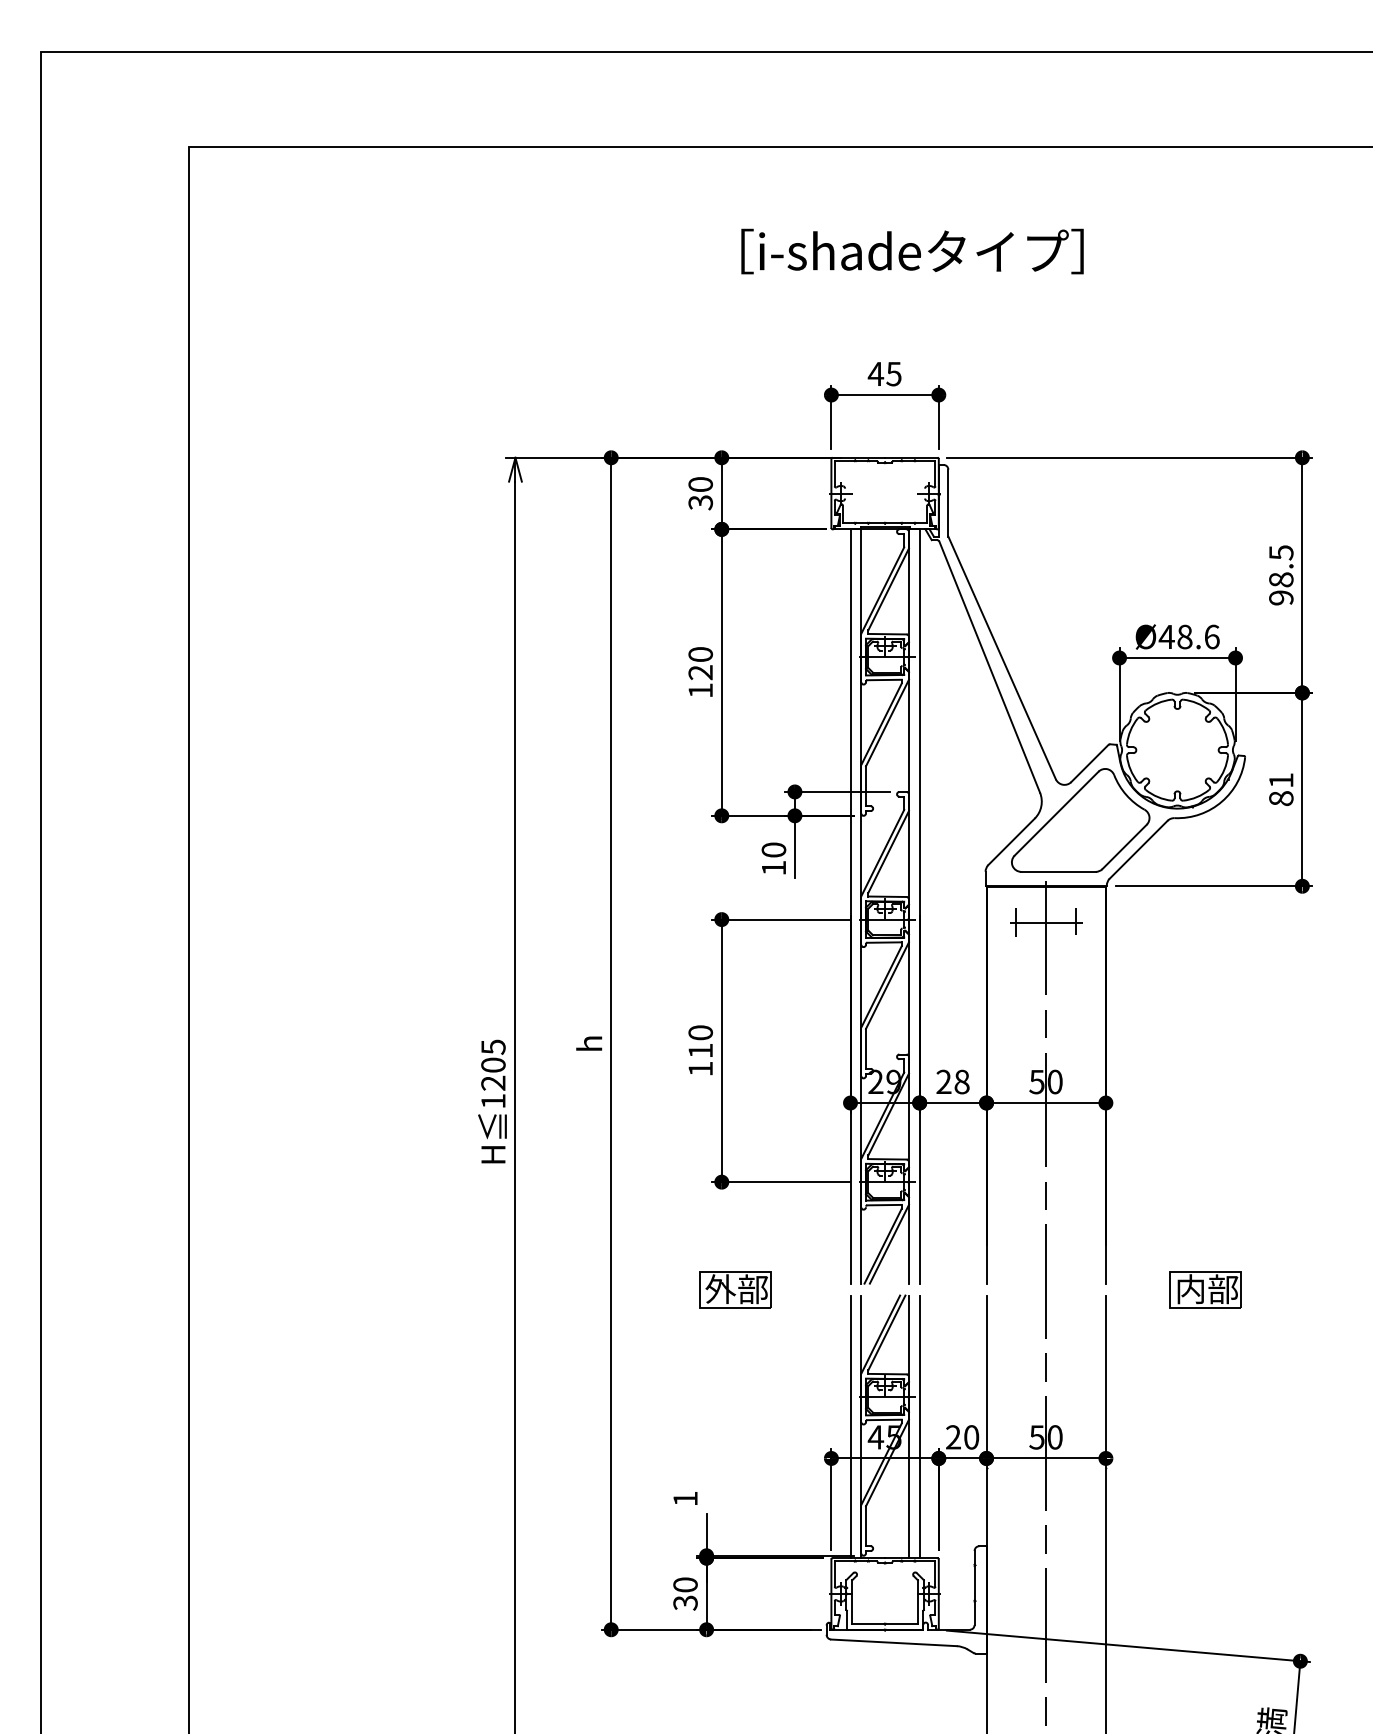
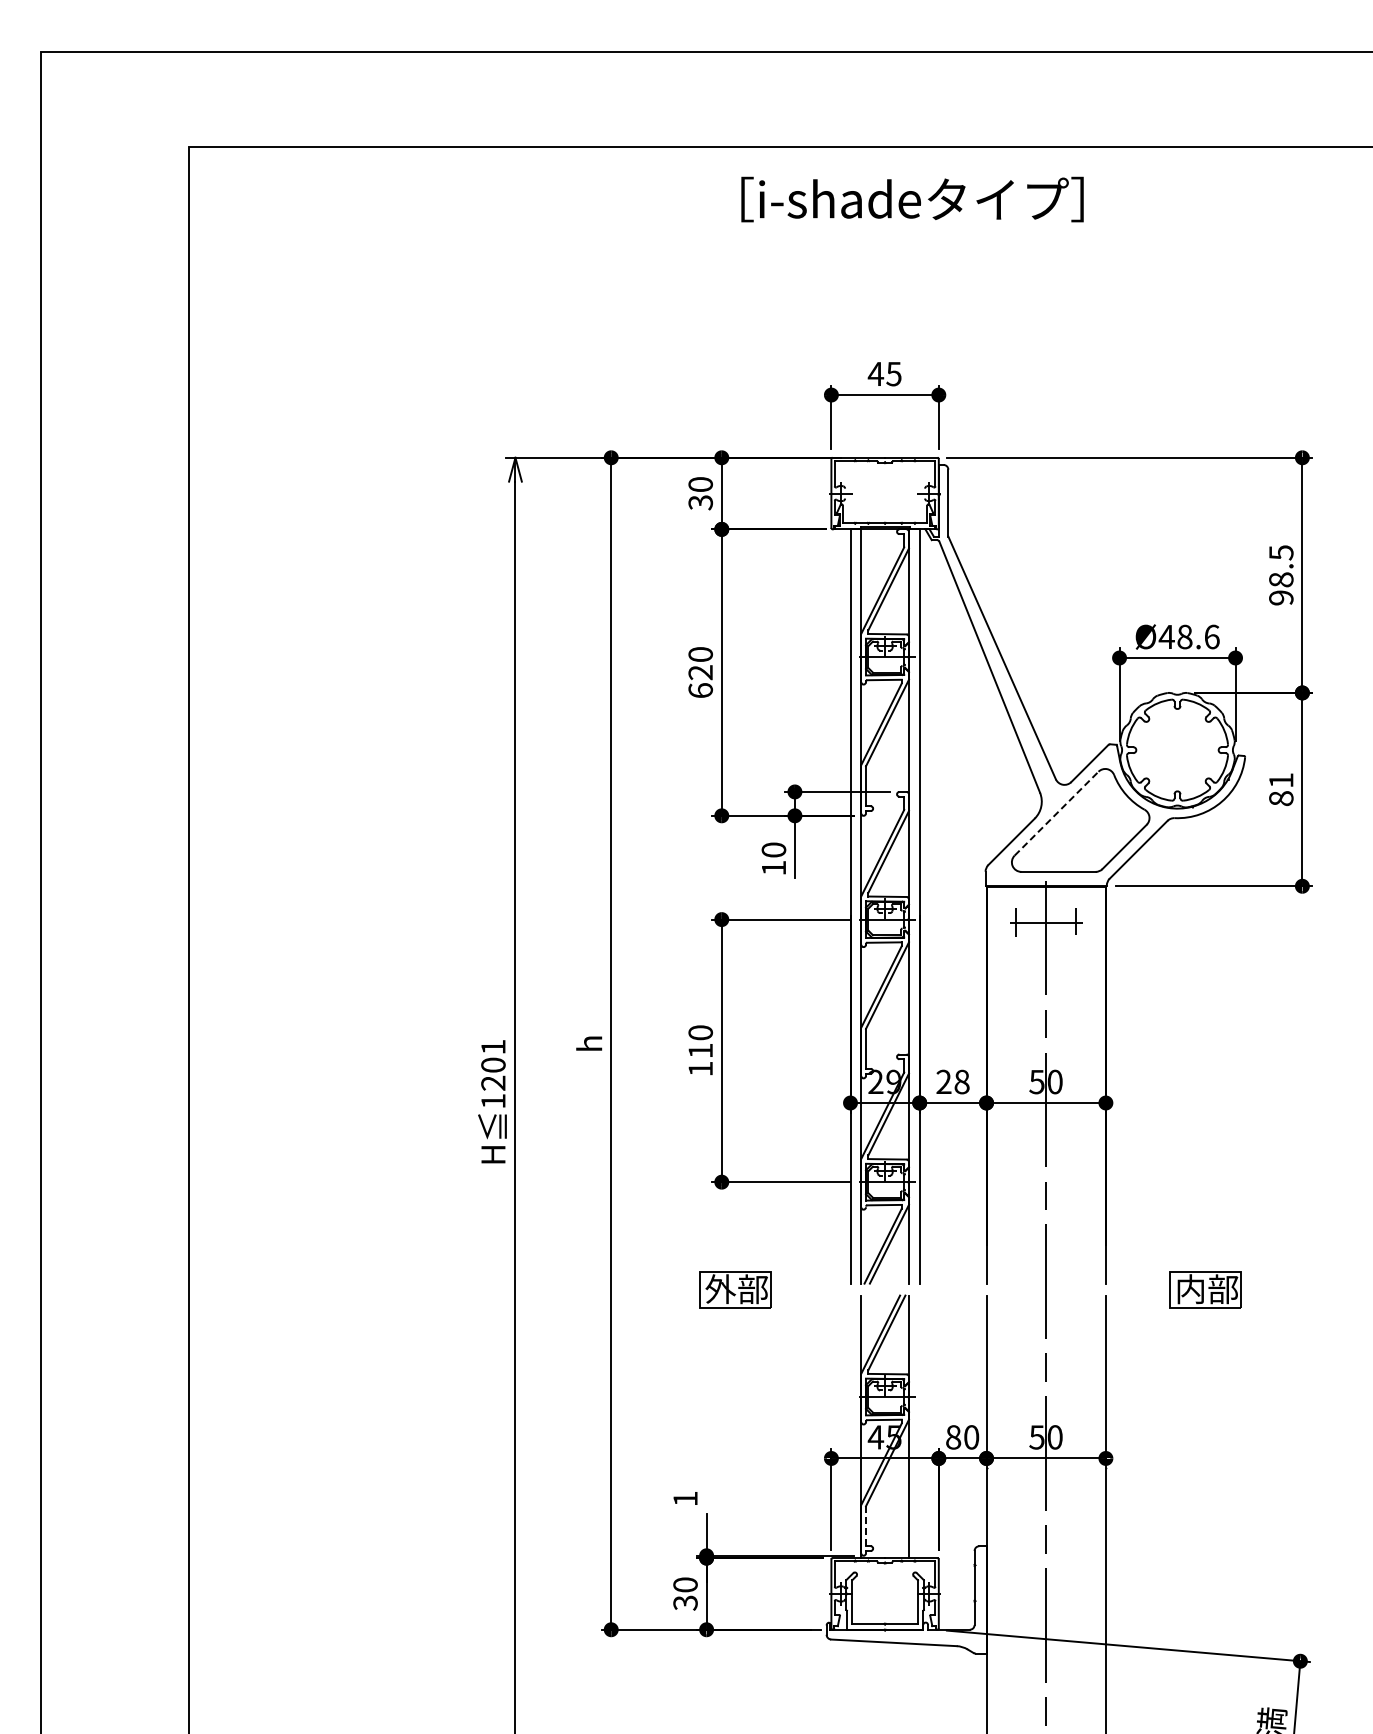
text position: (912, 251) -> (912, 199) (912, 199)
text: 120 -> 620 (700, 690)
line: solid -> dashed (1056, 813)
text: 1205 -> 1201 (493, 1046)
line: present -> none (850, 1426)
line: present -> none (919, 1426)
text: 20 -> 80 (953, 1437)
line: solid -> dashed (866, 1526)
